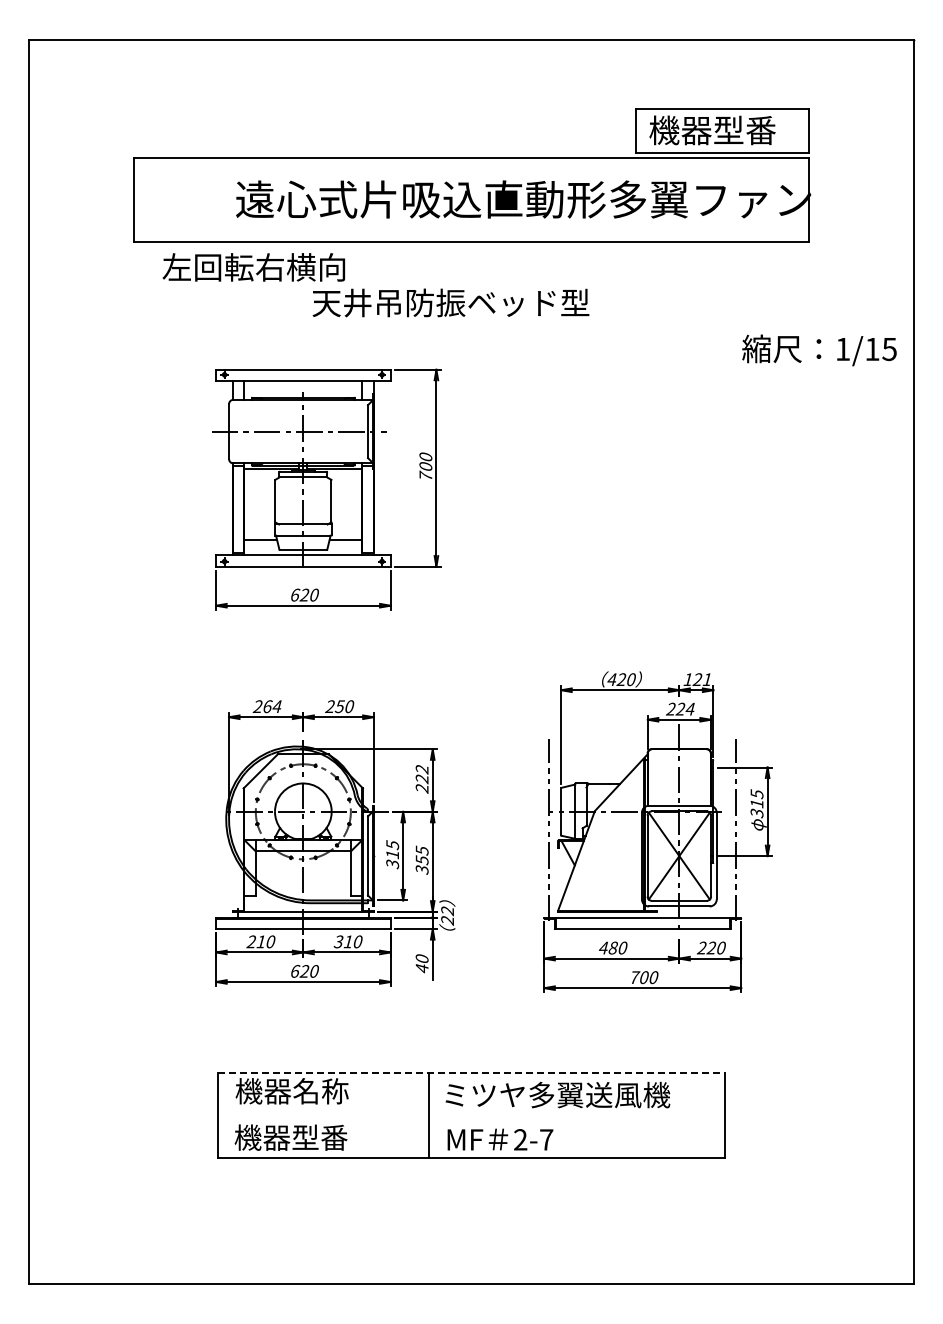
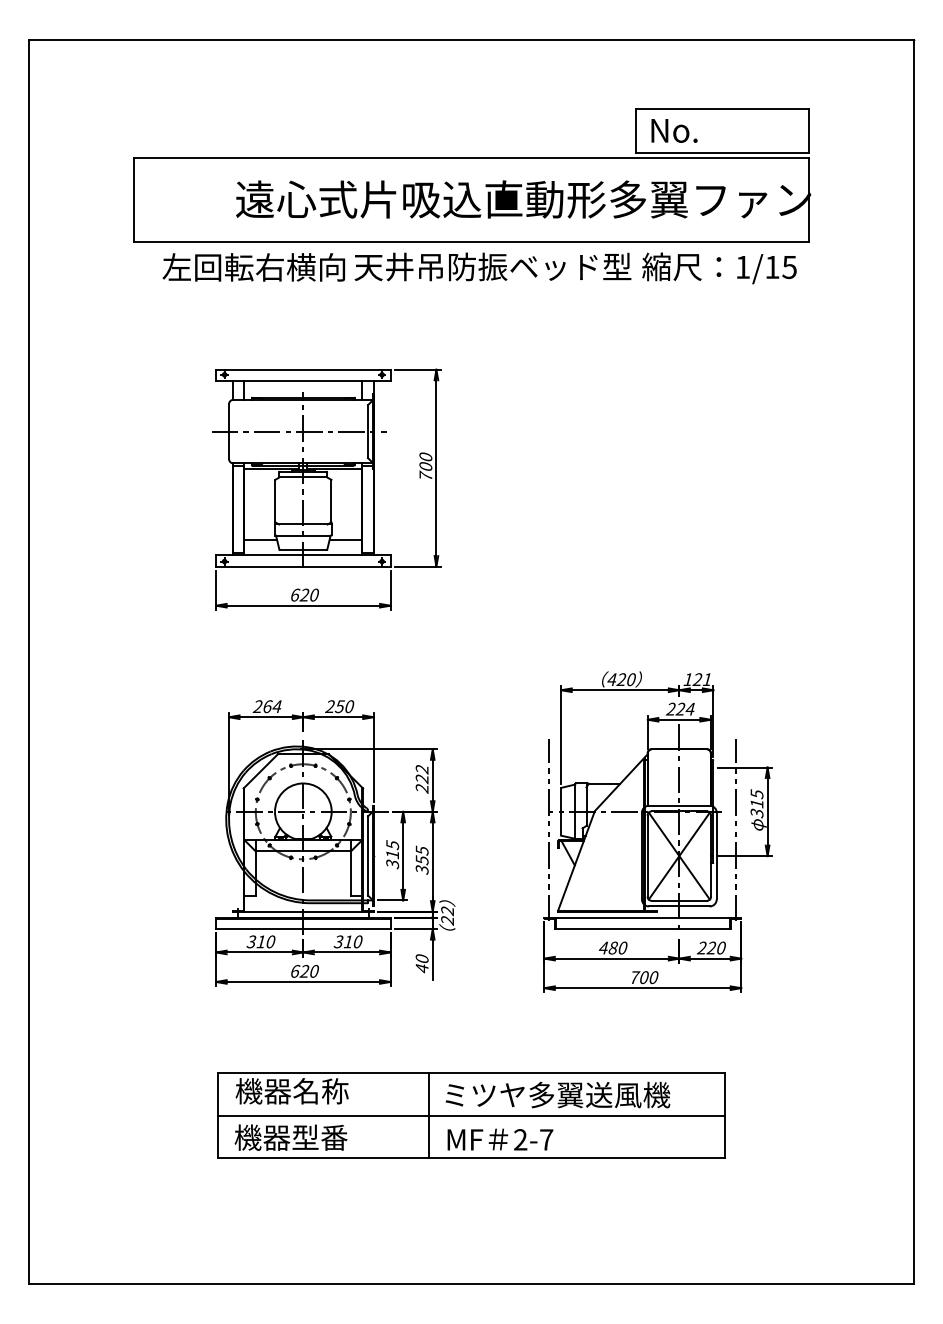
text: 機器型番 -> No. (712, 130)
text position: (450, 302) -> (492, 266) (492, 266)
text position: (819, 350) -> (719, 268) (719, 268)
text: 210 -> 310 (251, 942)
line: dashed -> solid (471, 1073)
line: none -> present (471, 1115)
